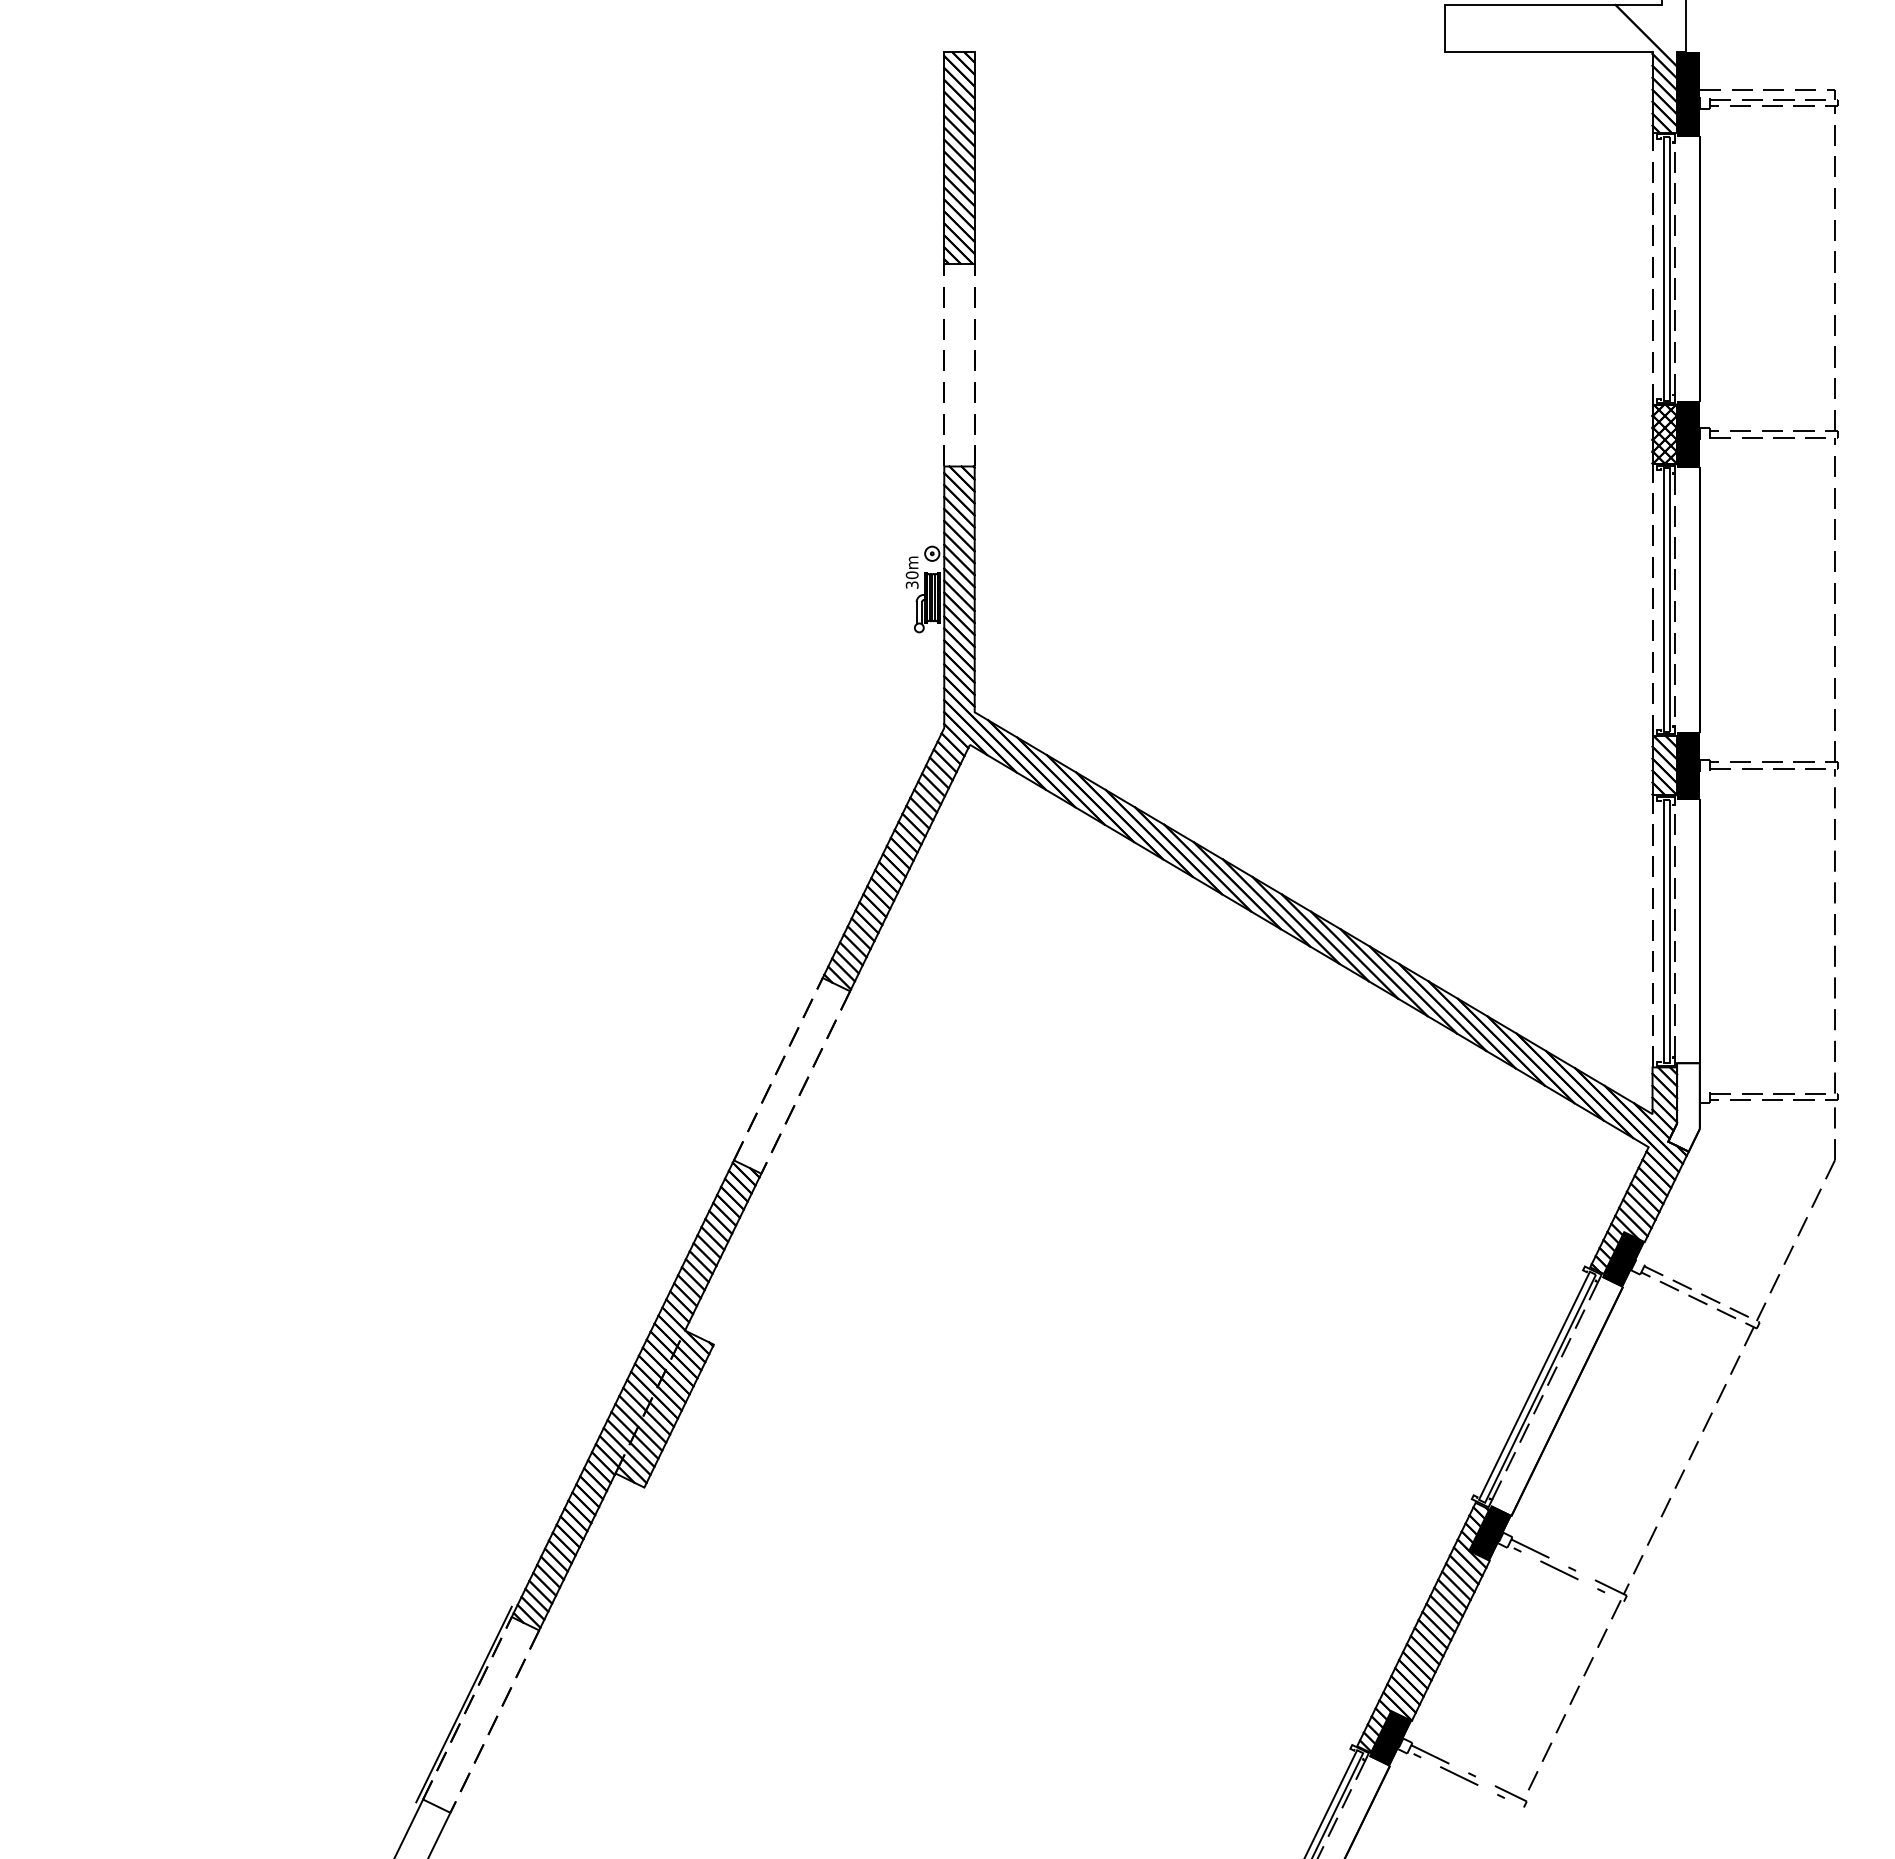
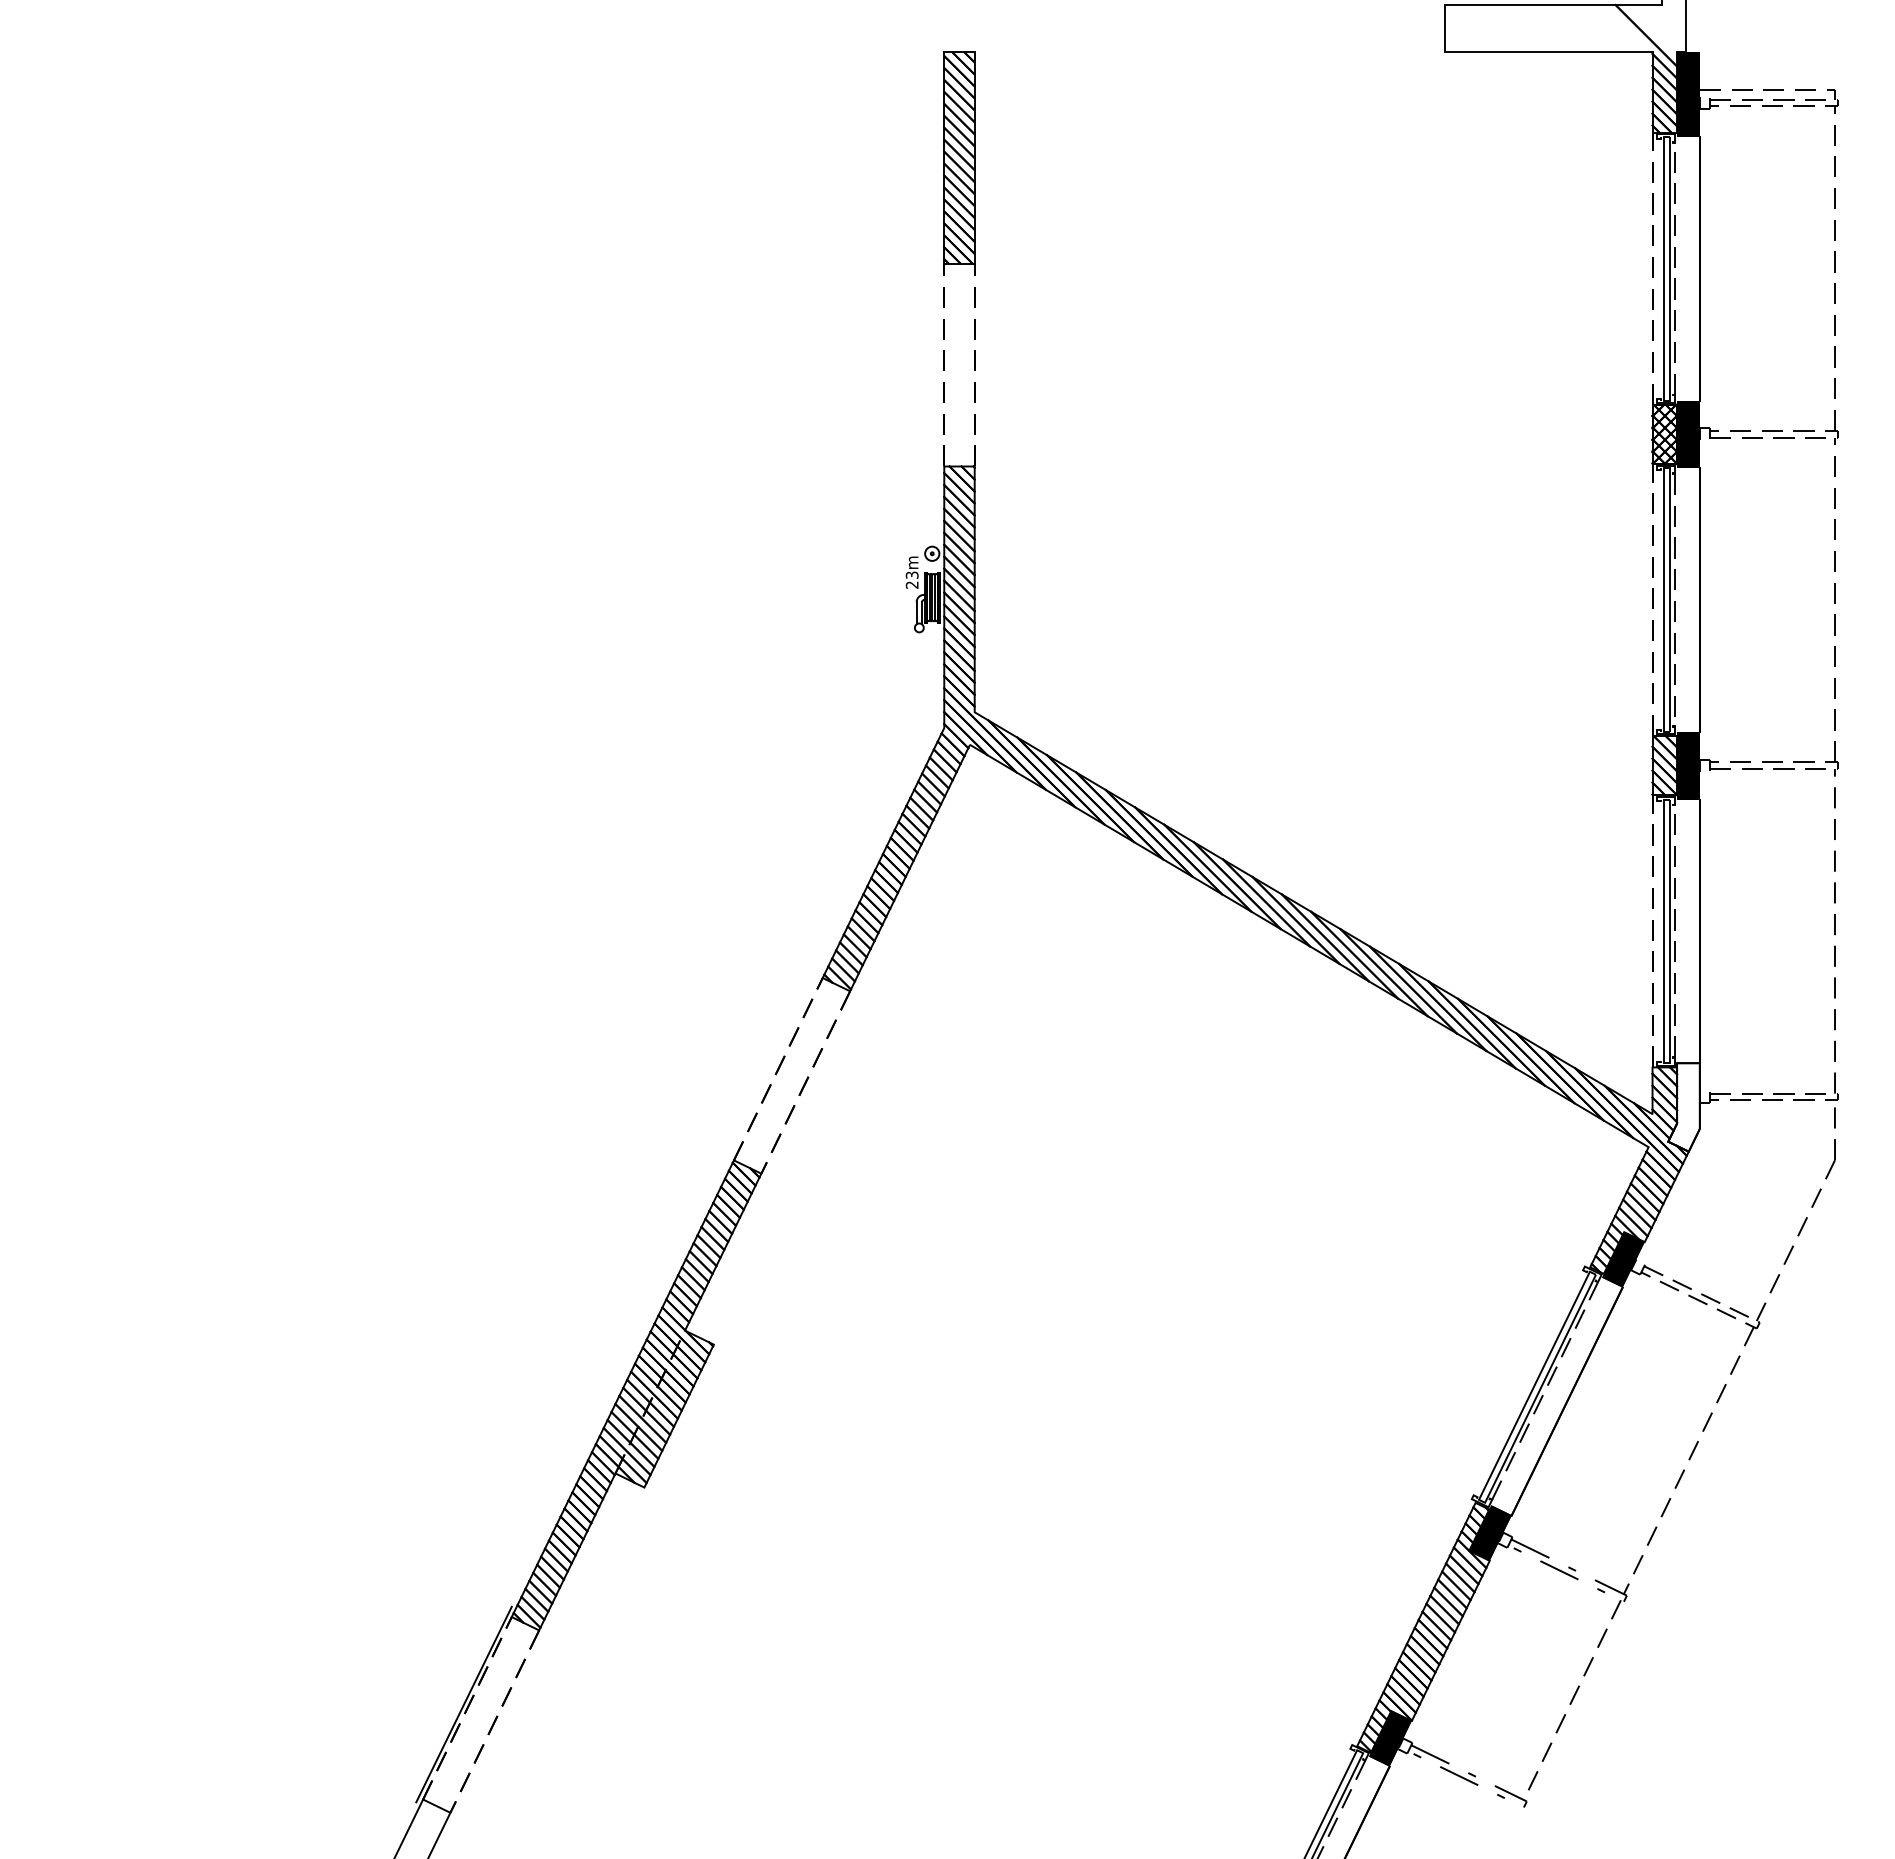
text: 30m -> 23m (911, 579)
